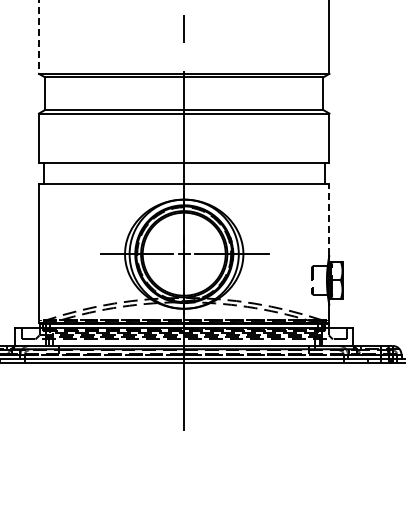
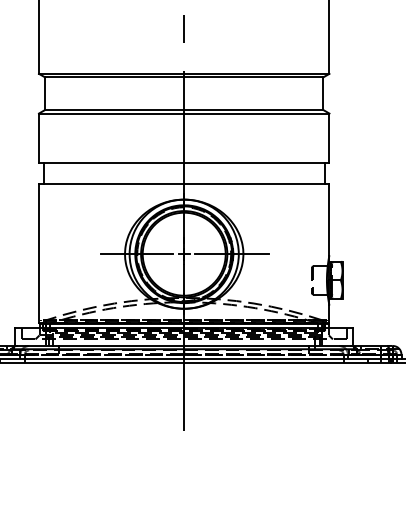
line: dashed -> solid (39, 37)
line: dashed -> solid (329, 219)
